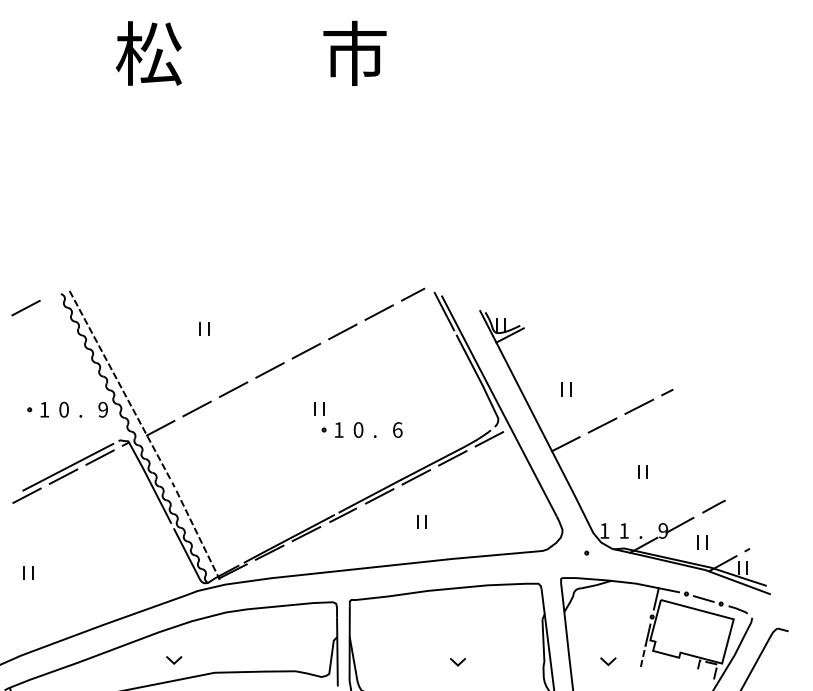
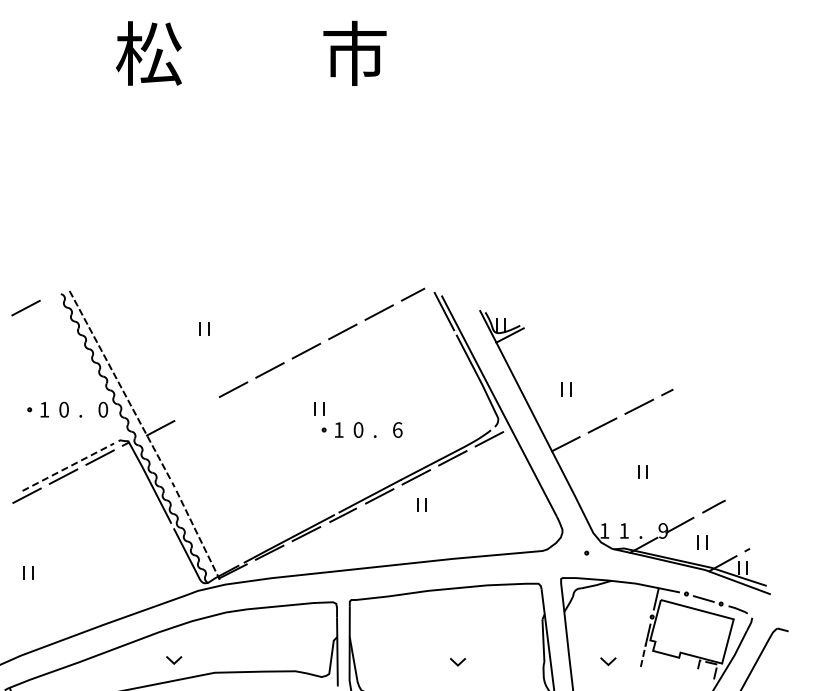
line: present -> none (196, 408)
text: 9 -> 0 (103, 409)
line: solid -> dashed (69, 466)
part position: (421, 521) -> (421, 504) (421, 504)
